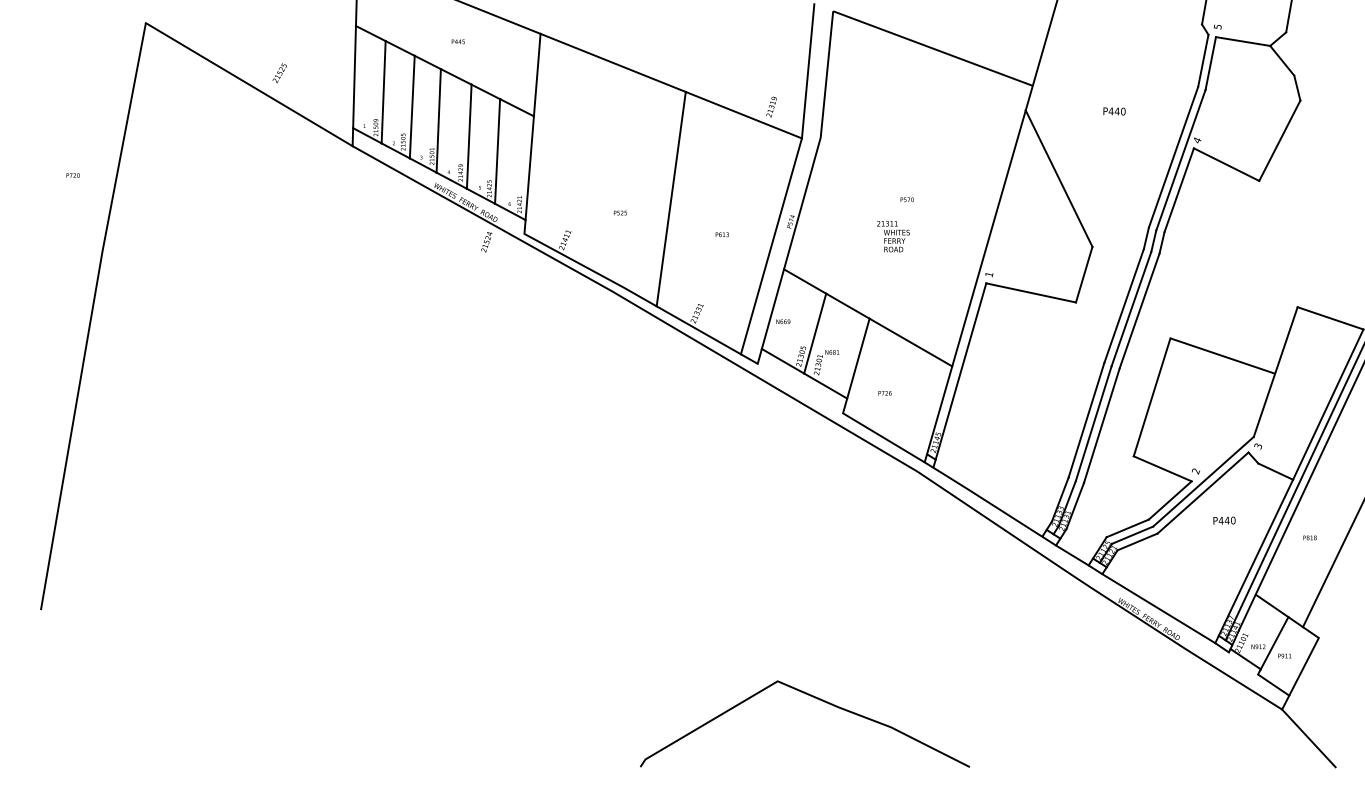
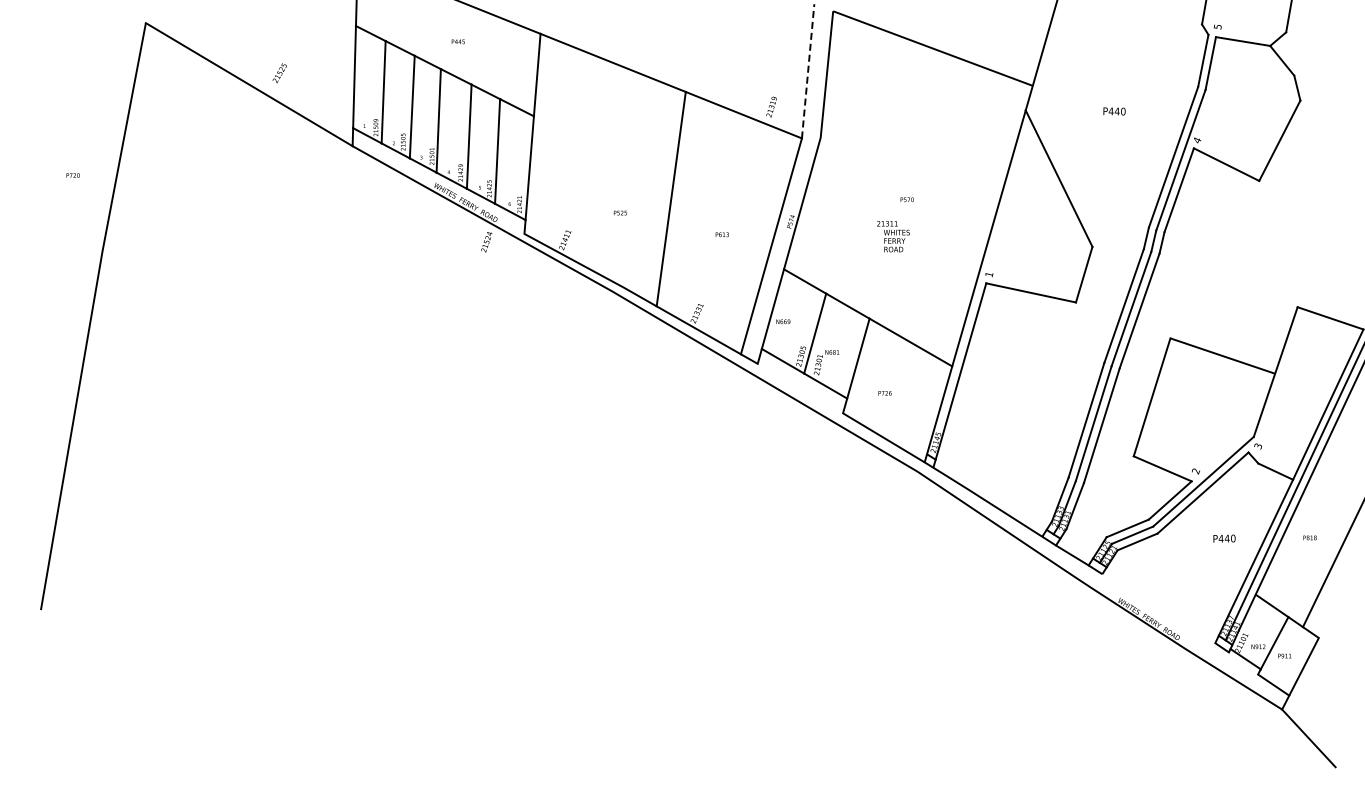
line: solid -> dashed (808, 70)
text position: (1224, 520) -> (1224, 538) (1224, 538)
line: present -> none (1158, 608)
curve: present -> none (812, 697)
